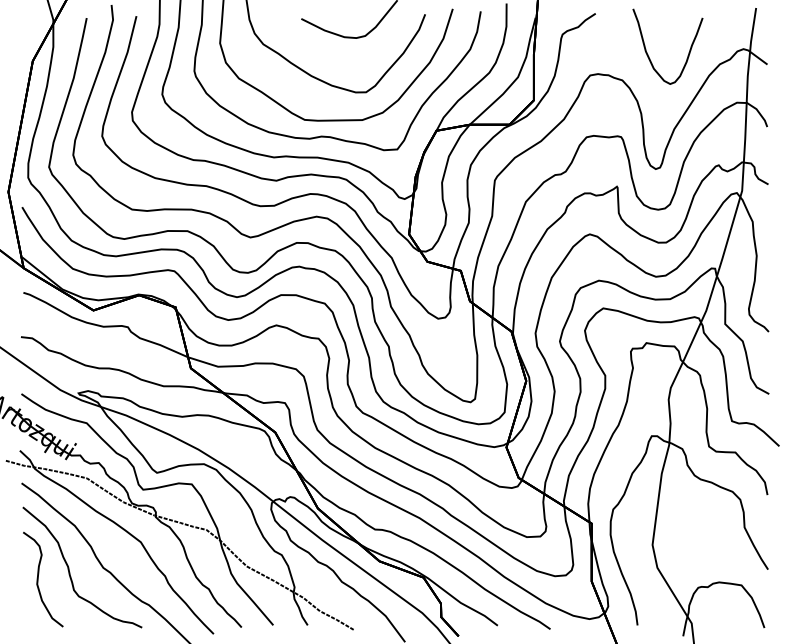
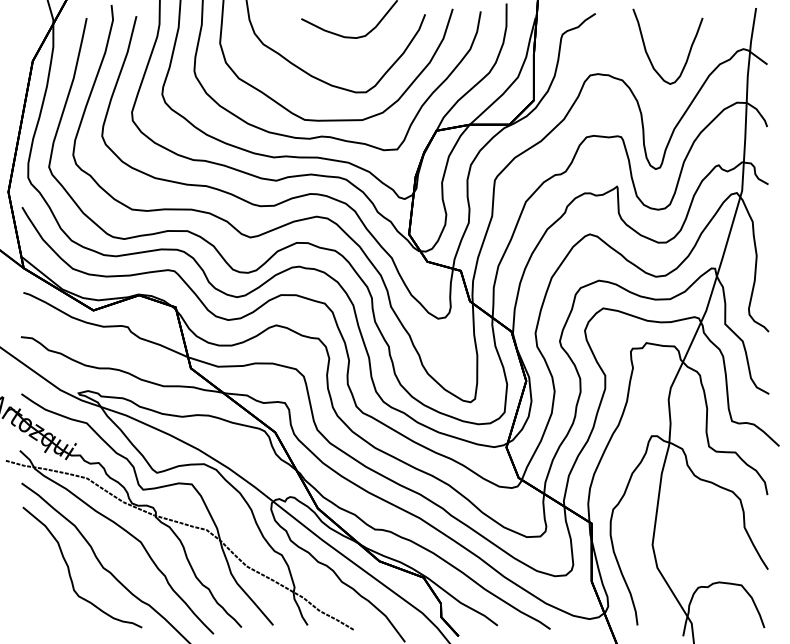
curve: present -> none (38, 579)
